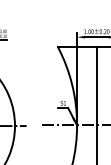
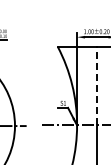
line: solid -> dashed (96, 85)
